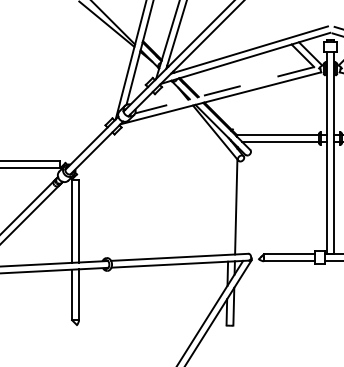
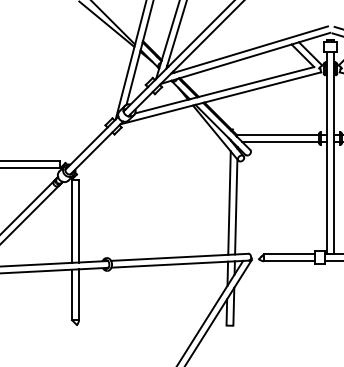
line: dashed -> solid (224, 90)
line: none -> present (229, 202)
